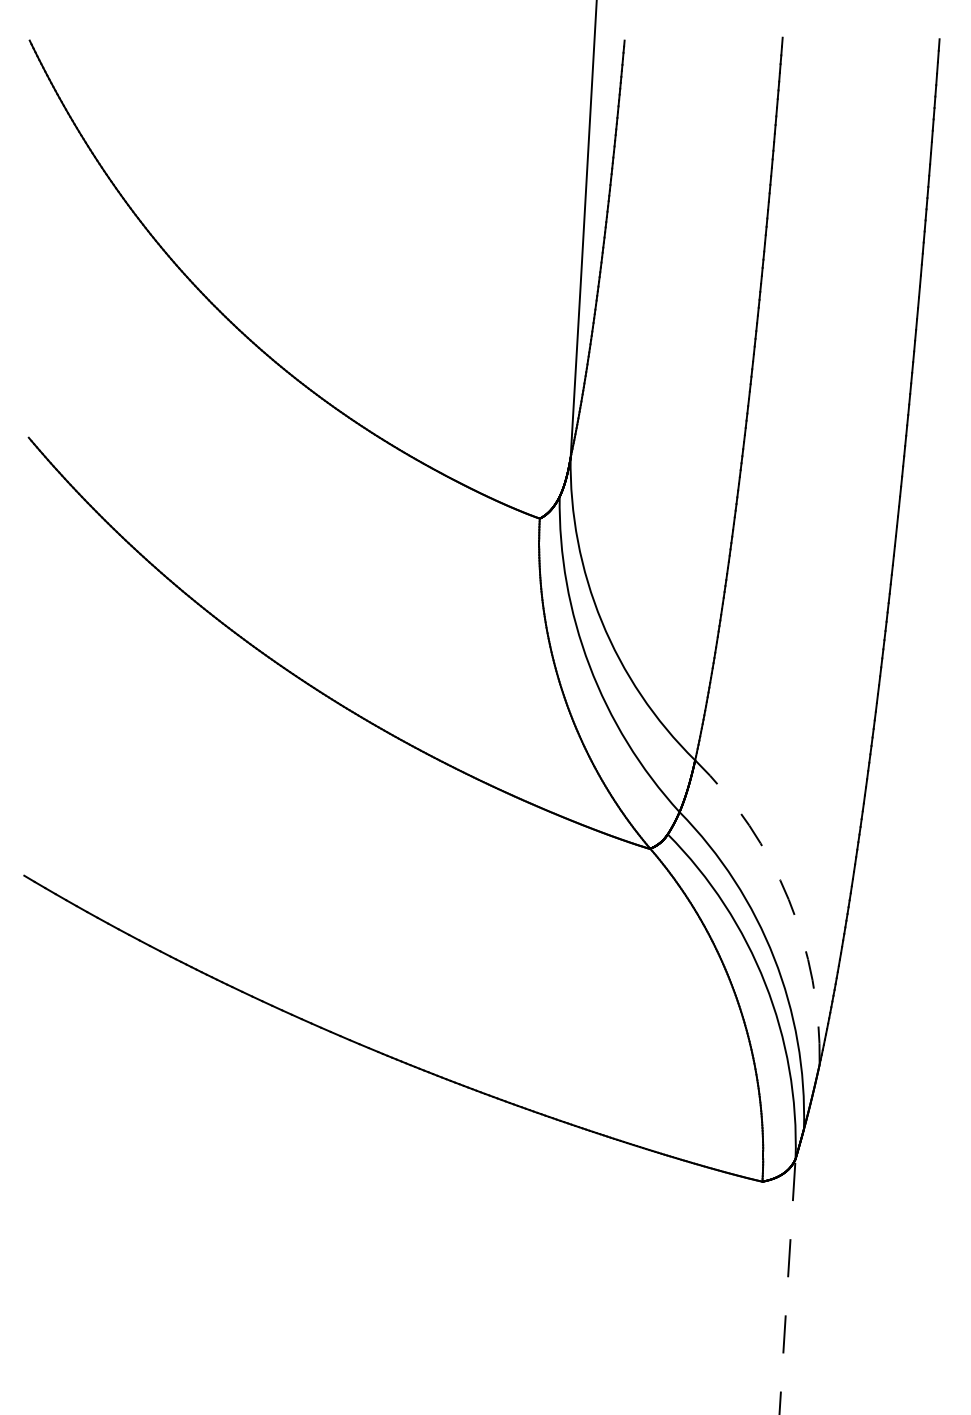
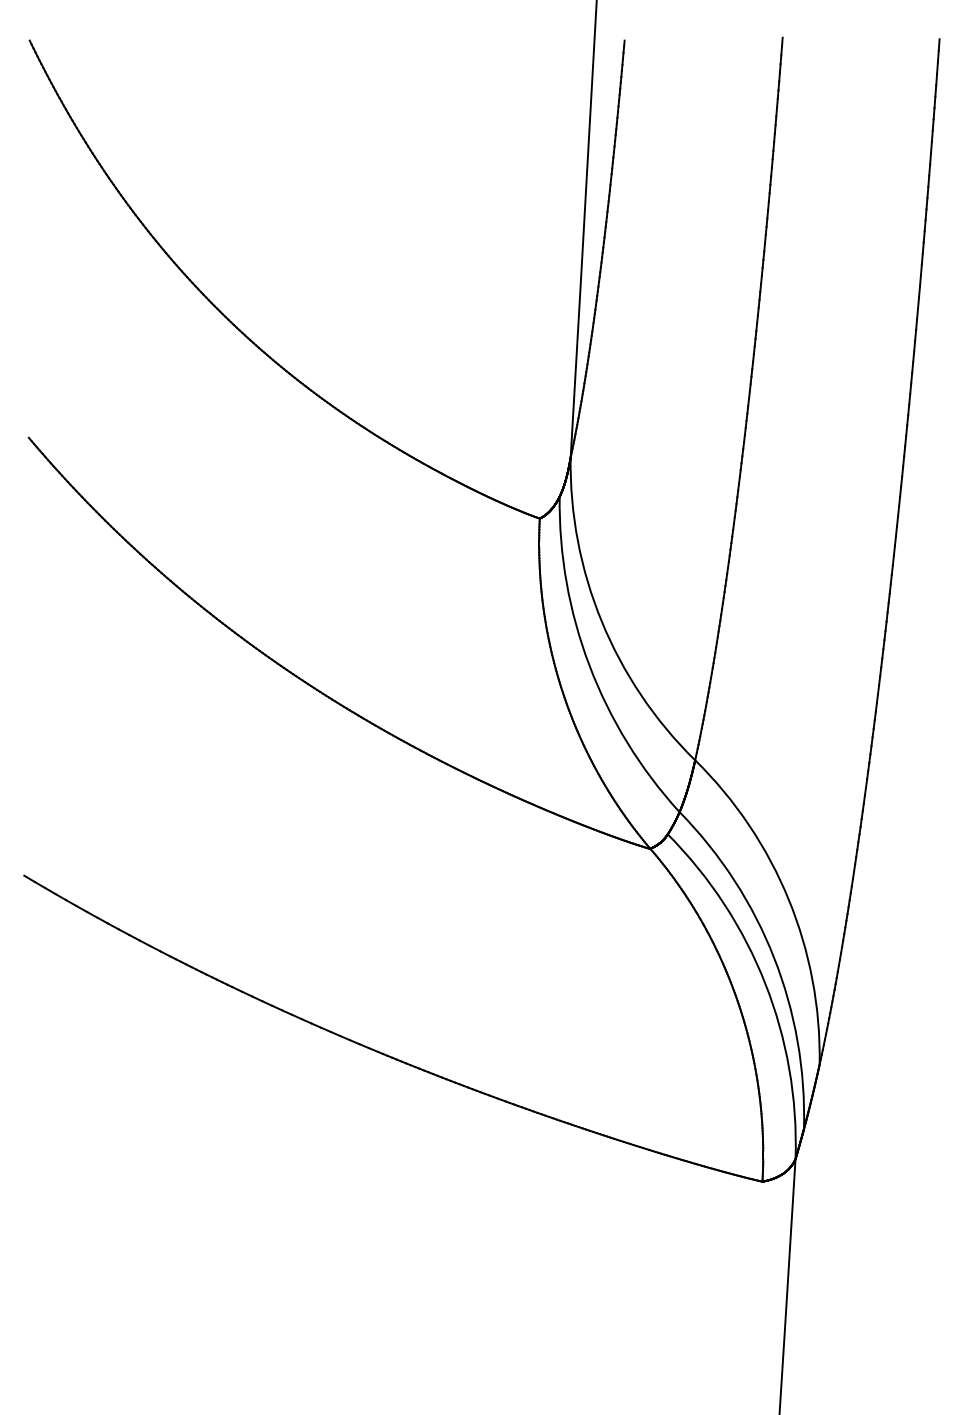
arc: dashed -> solid (788, 899)
arc: dashed -> solid (787, 1286)
